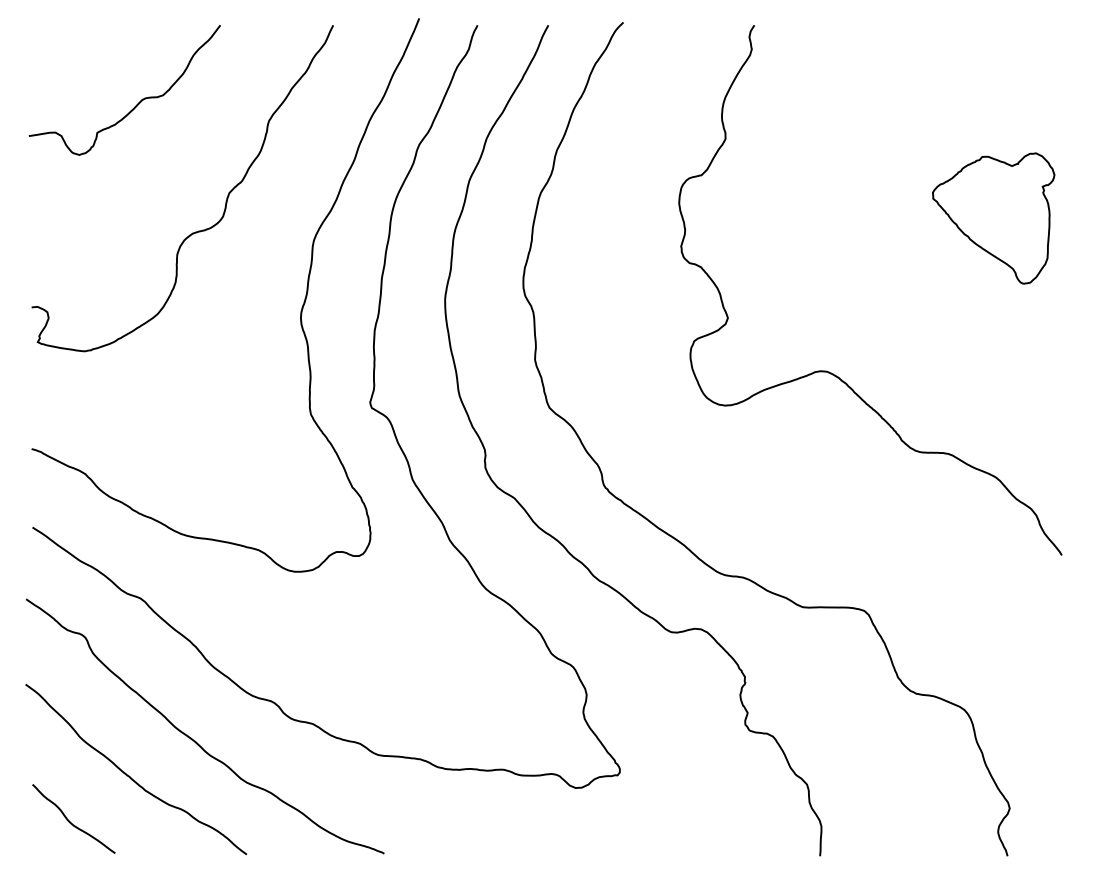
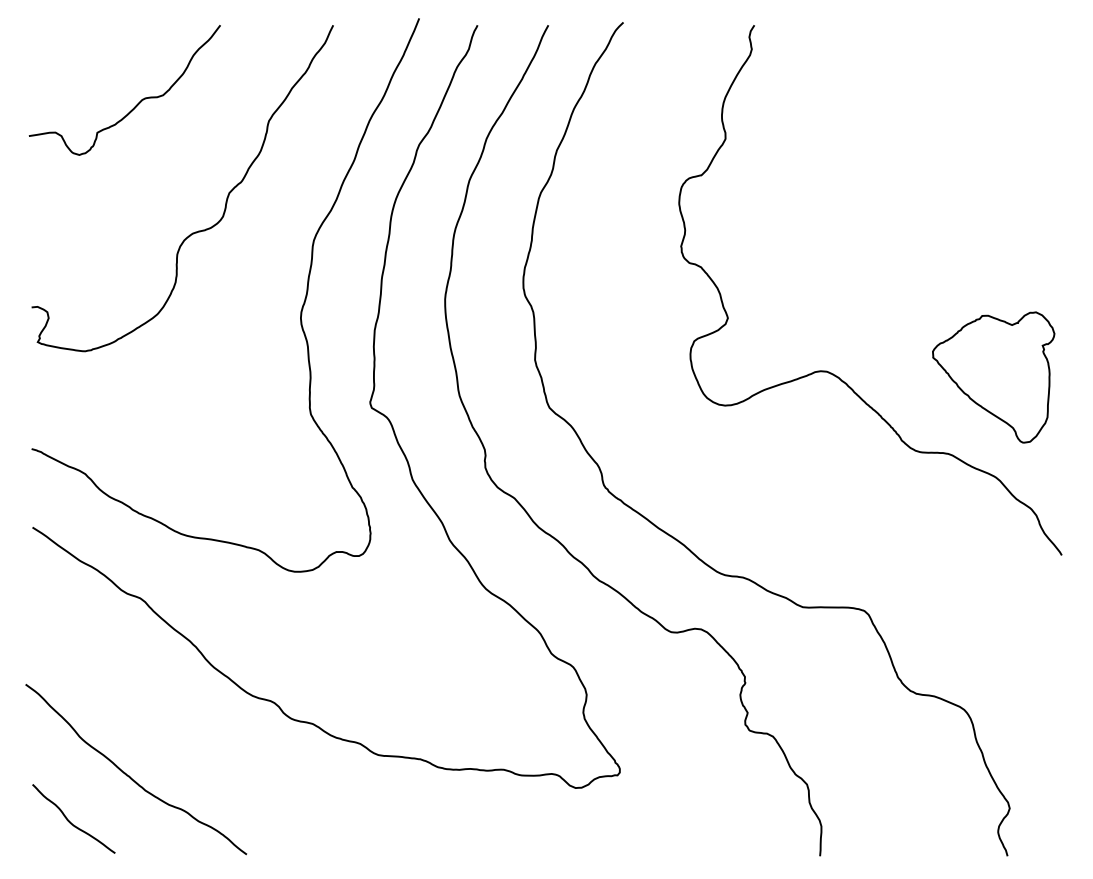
part position: (993, 218) -> (993, 377) (993, 377)
curve: present -> none (195, 740)
